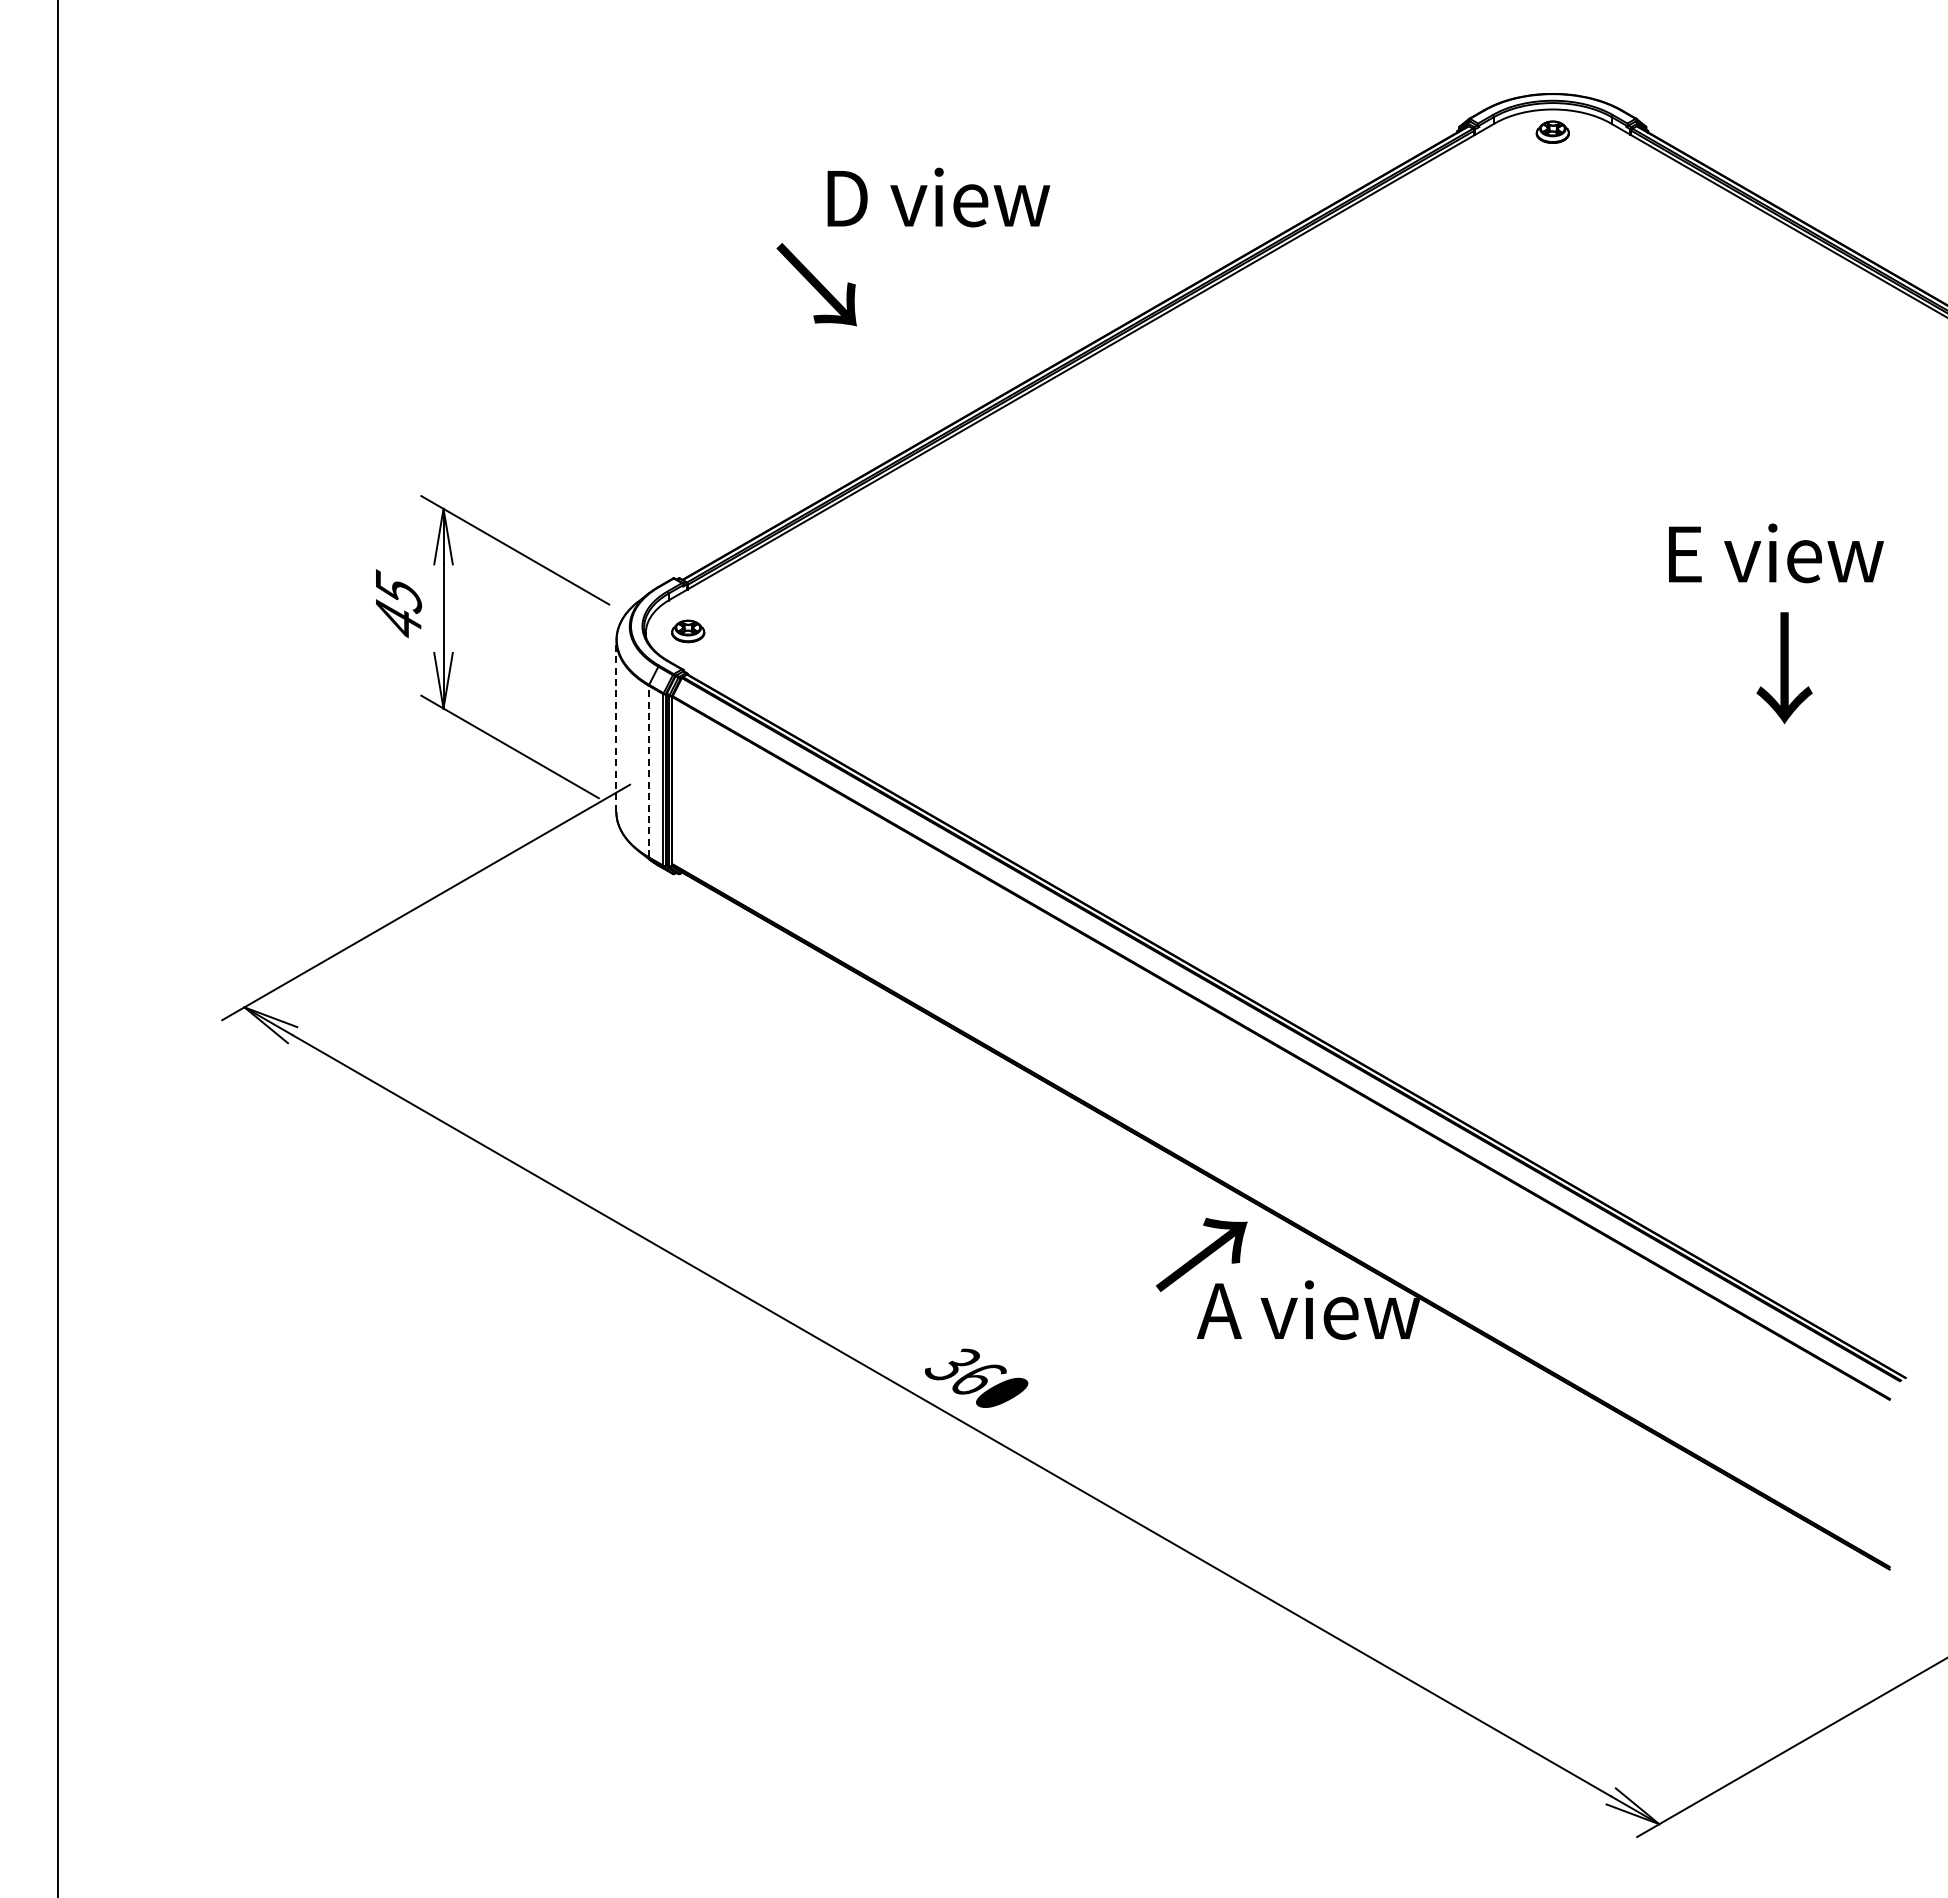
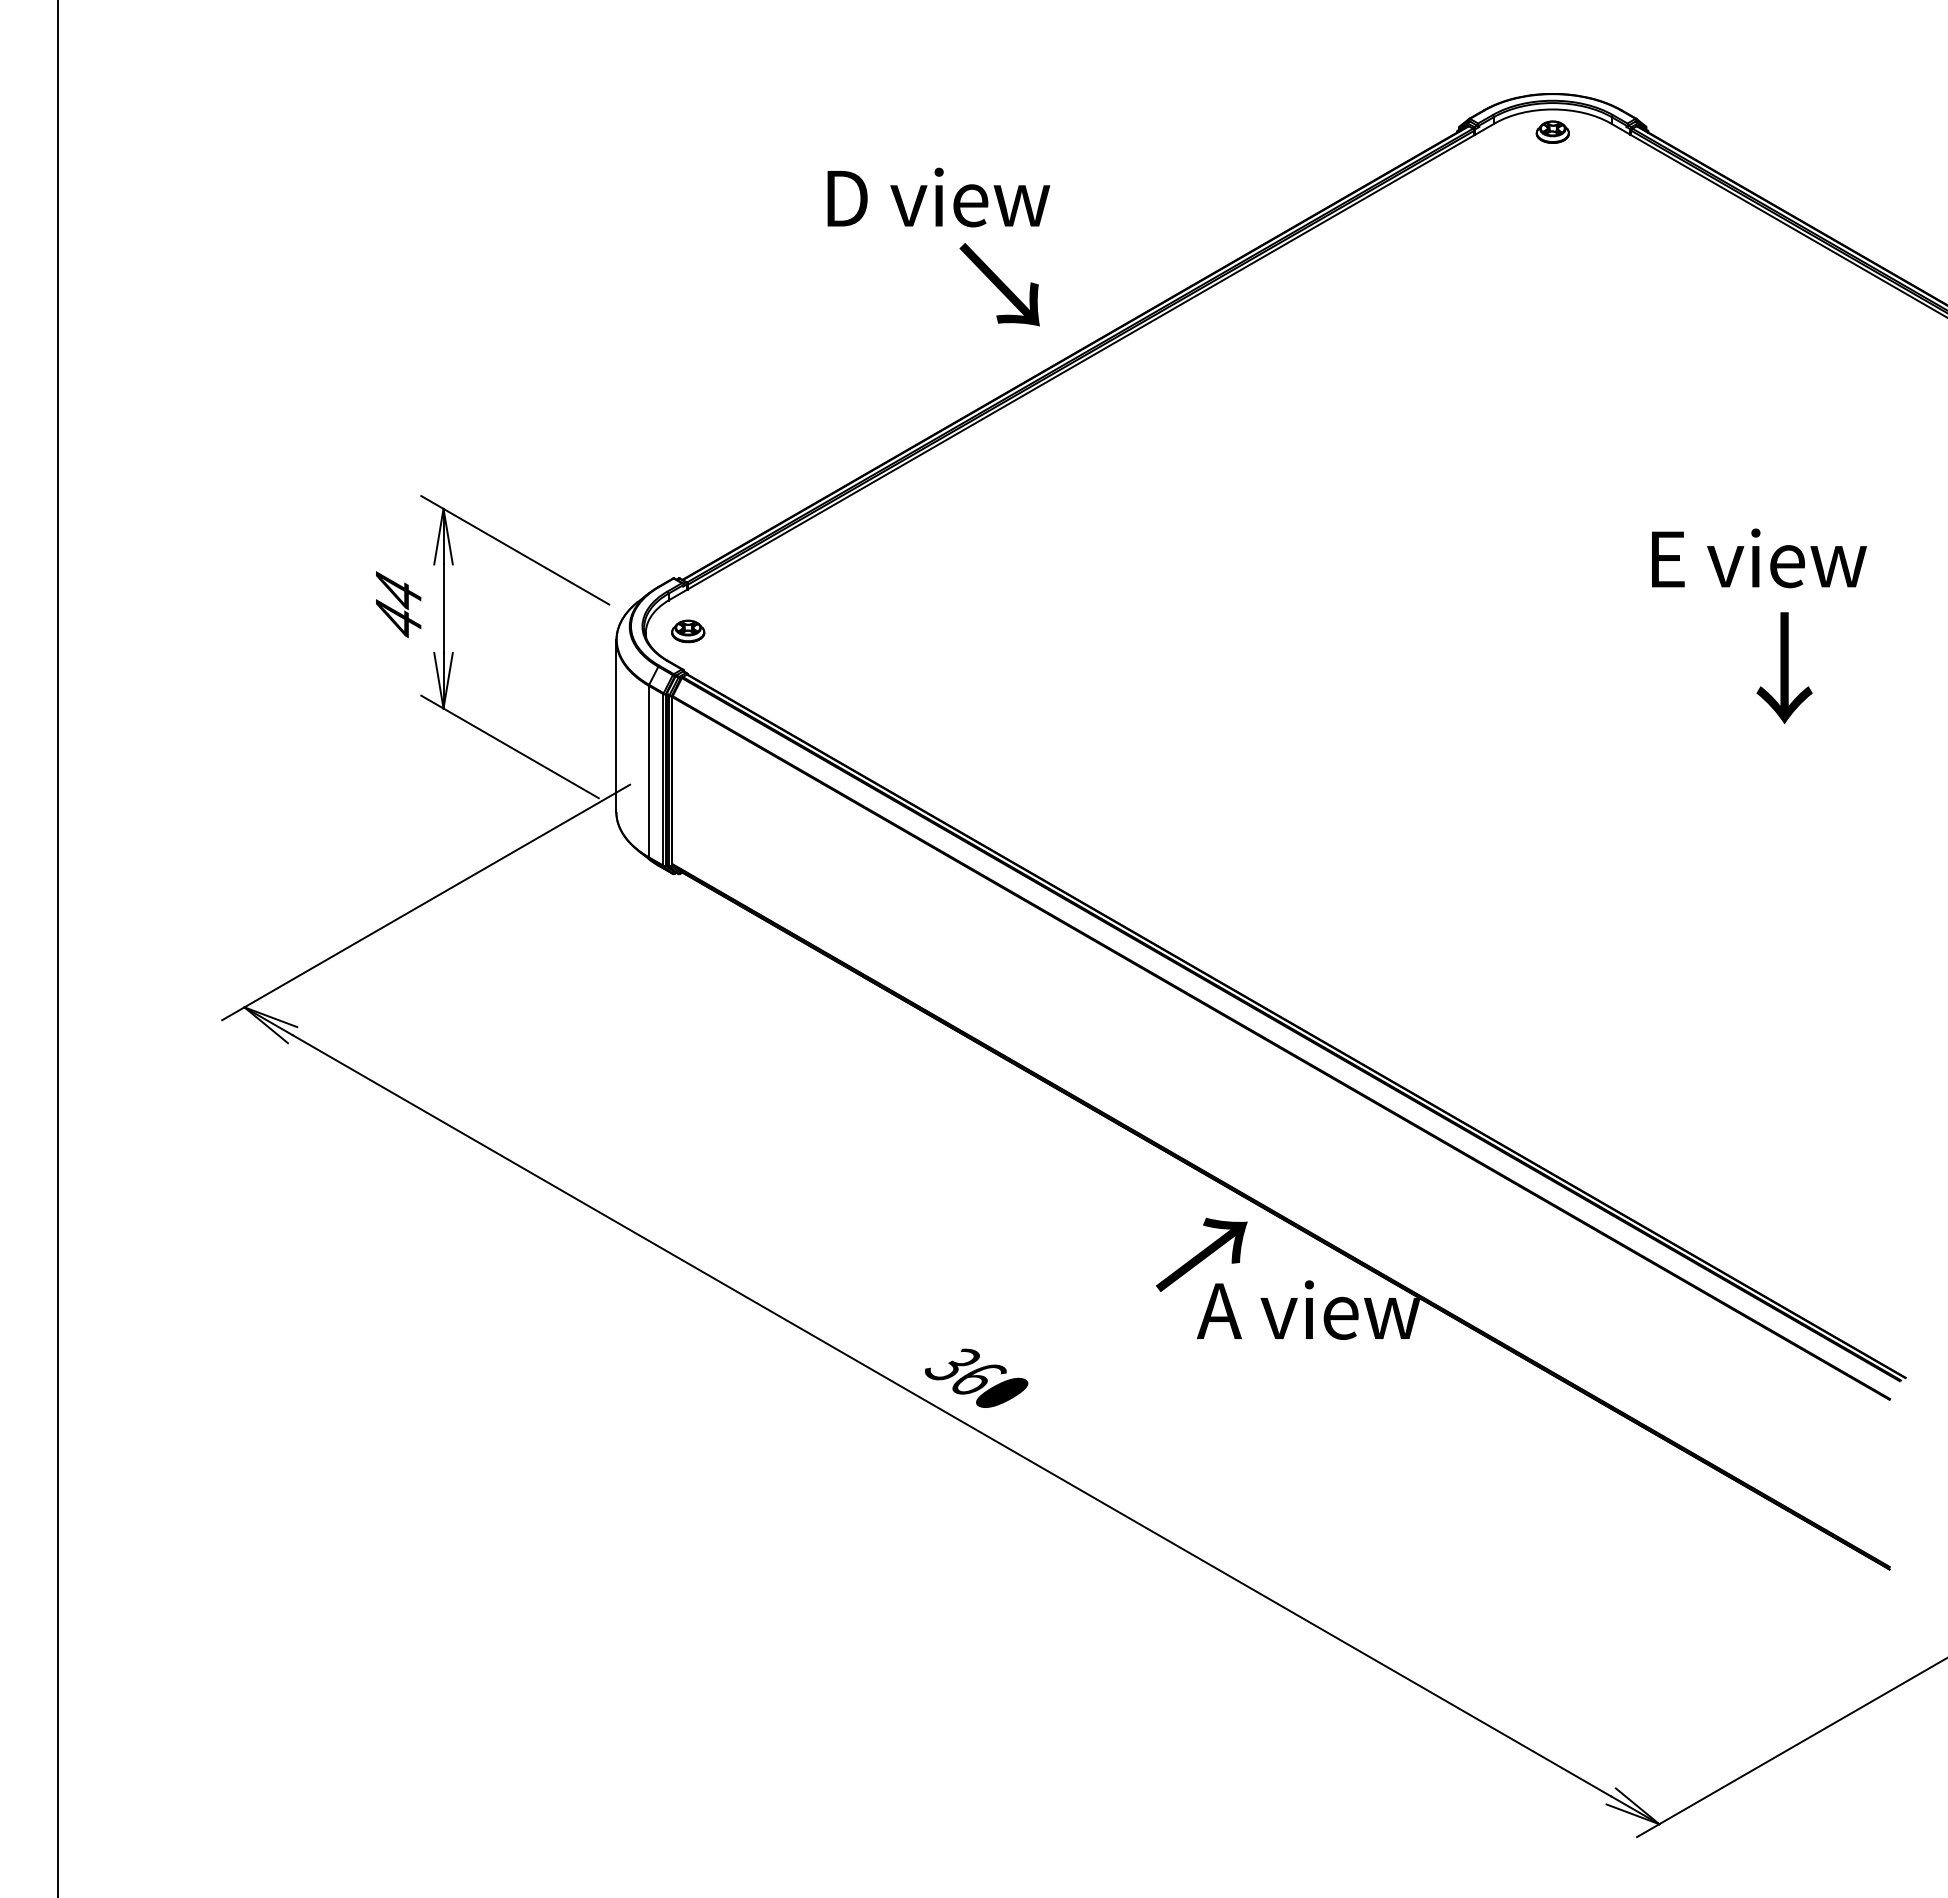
text position: (816, 284) -> (999, 284) (999, 284)
text position: (1776, 553) -> (1759, 558) (1759, 558)
text: 45 -> 44 (399, 591)
line: dashed -> solid (616, 726)
line: dashed -> solid (648, 771)
